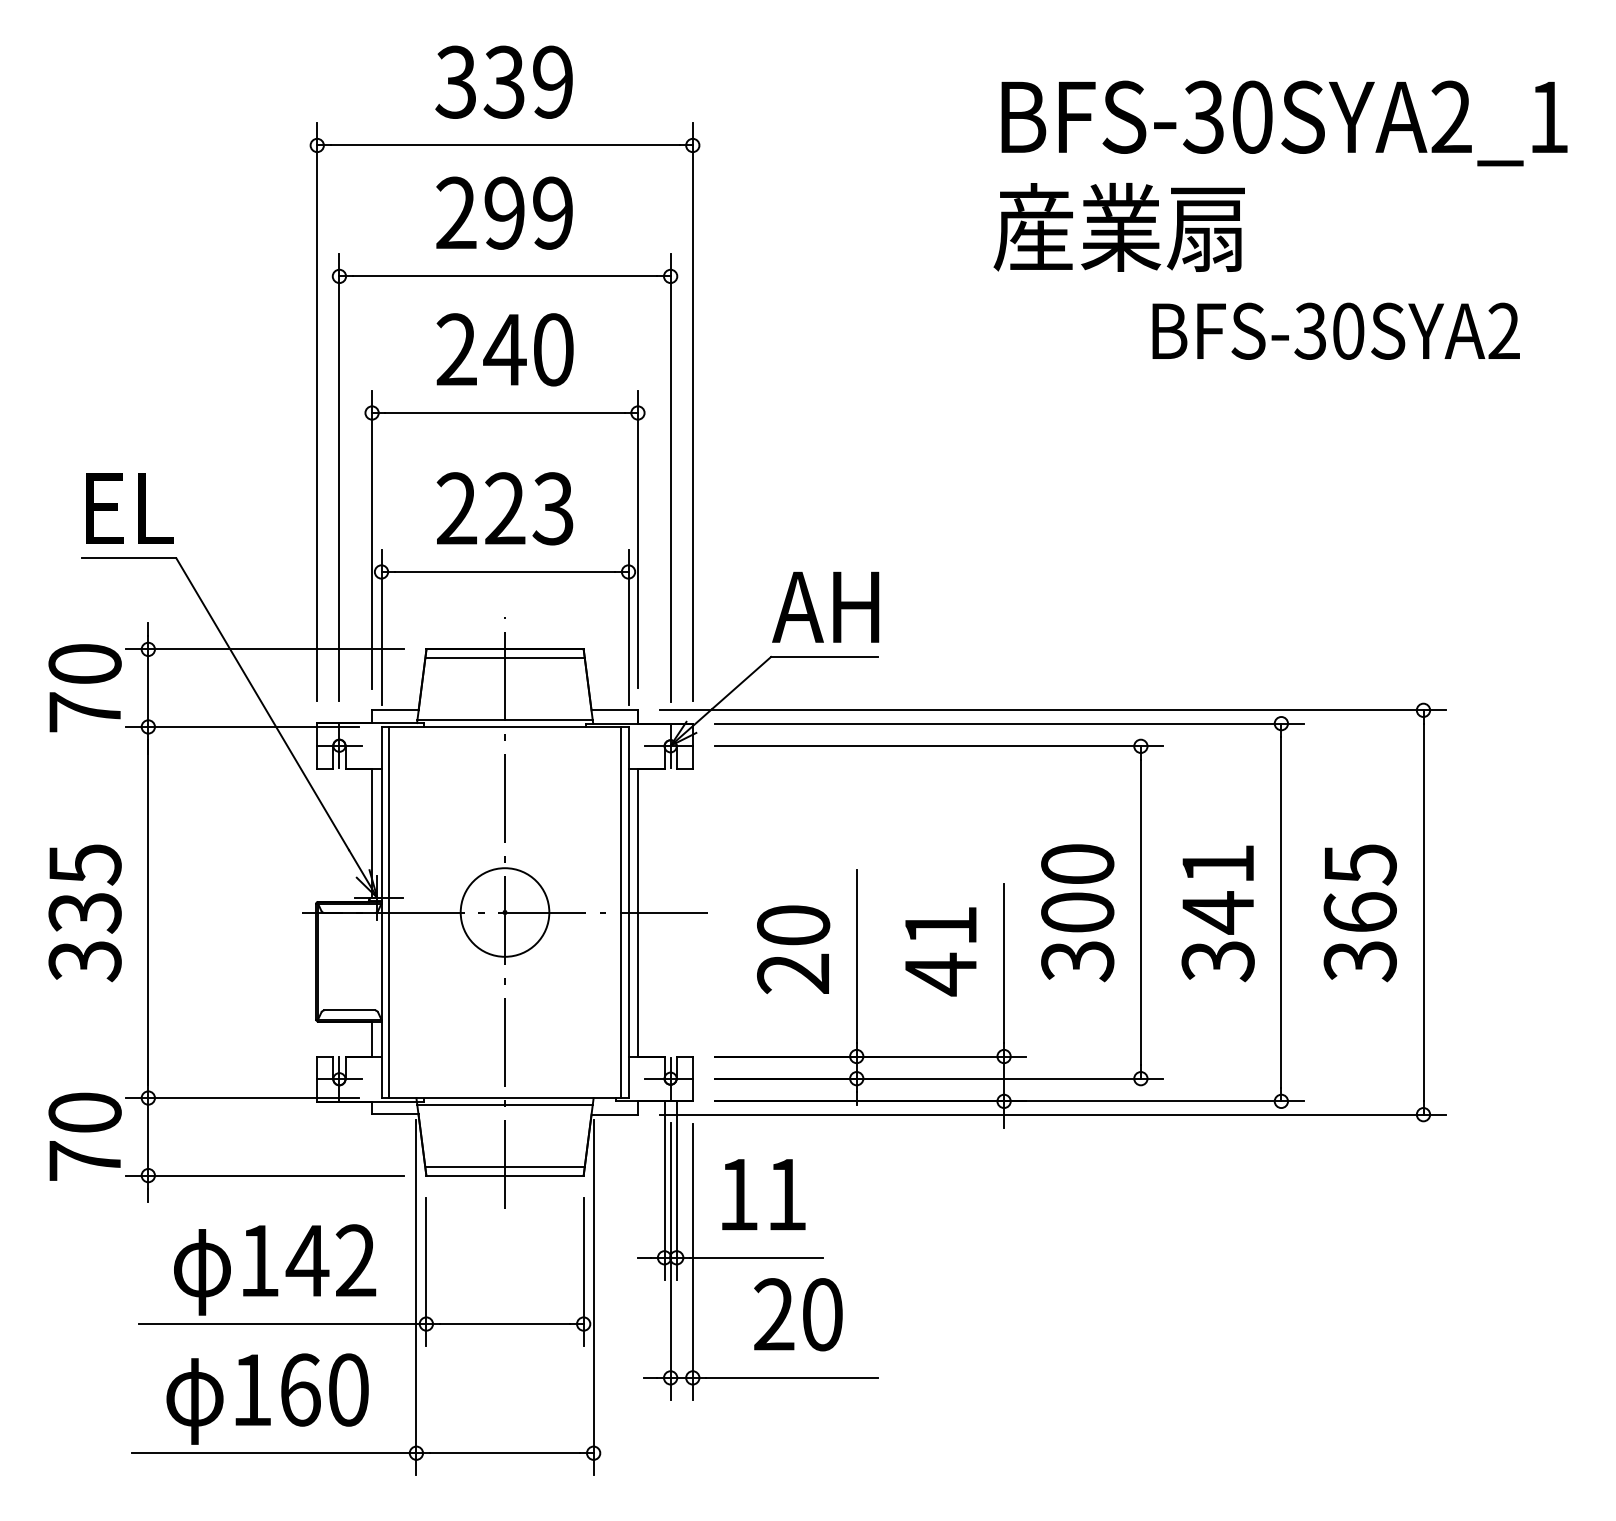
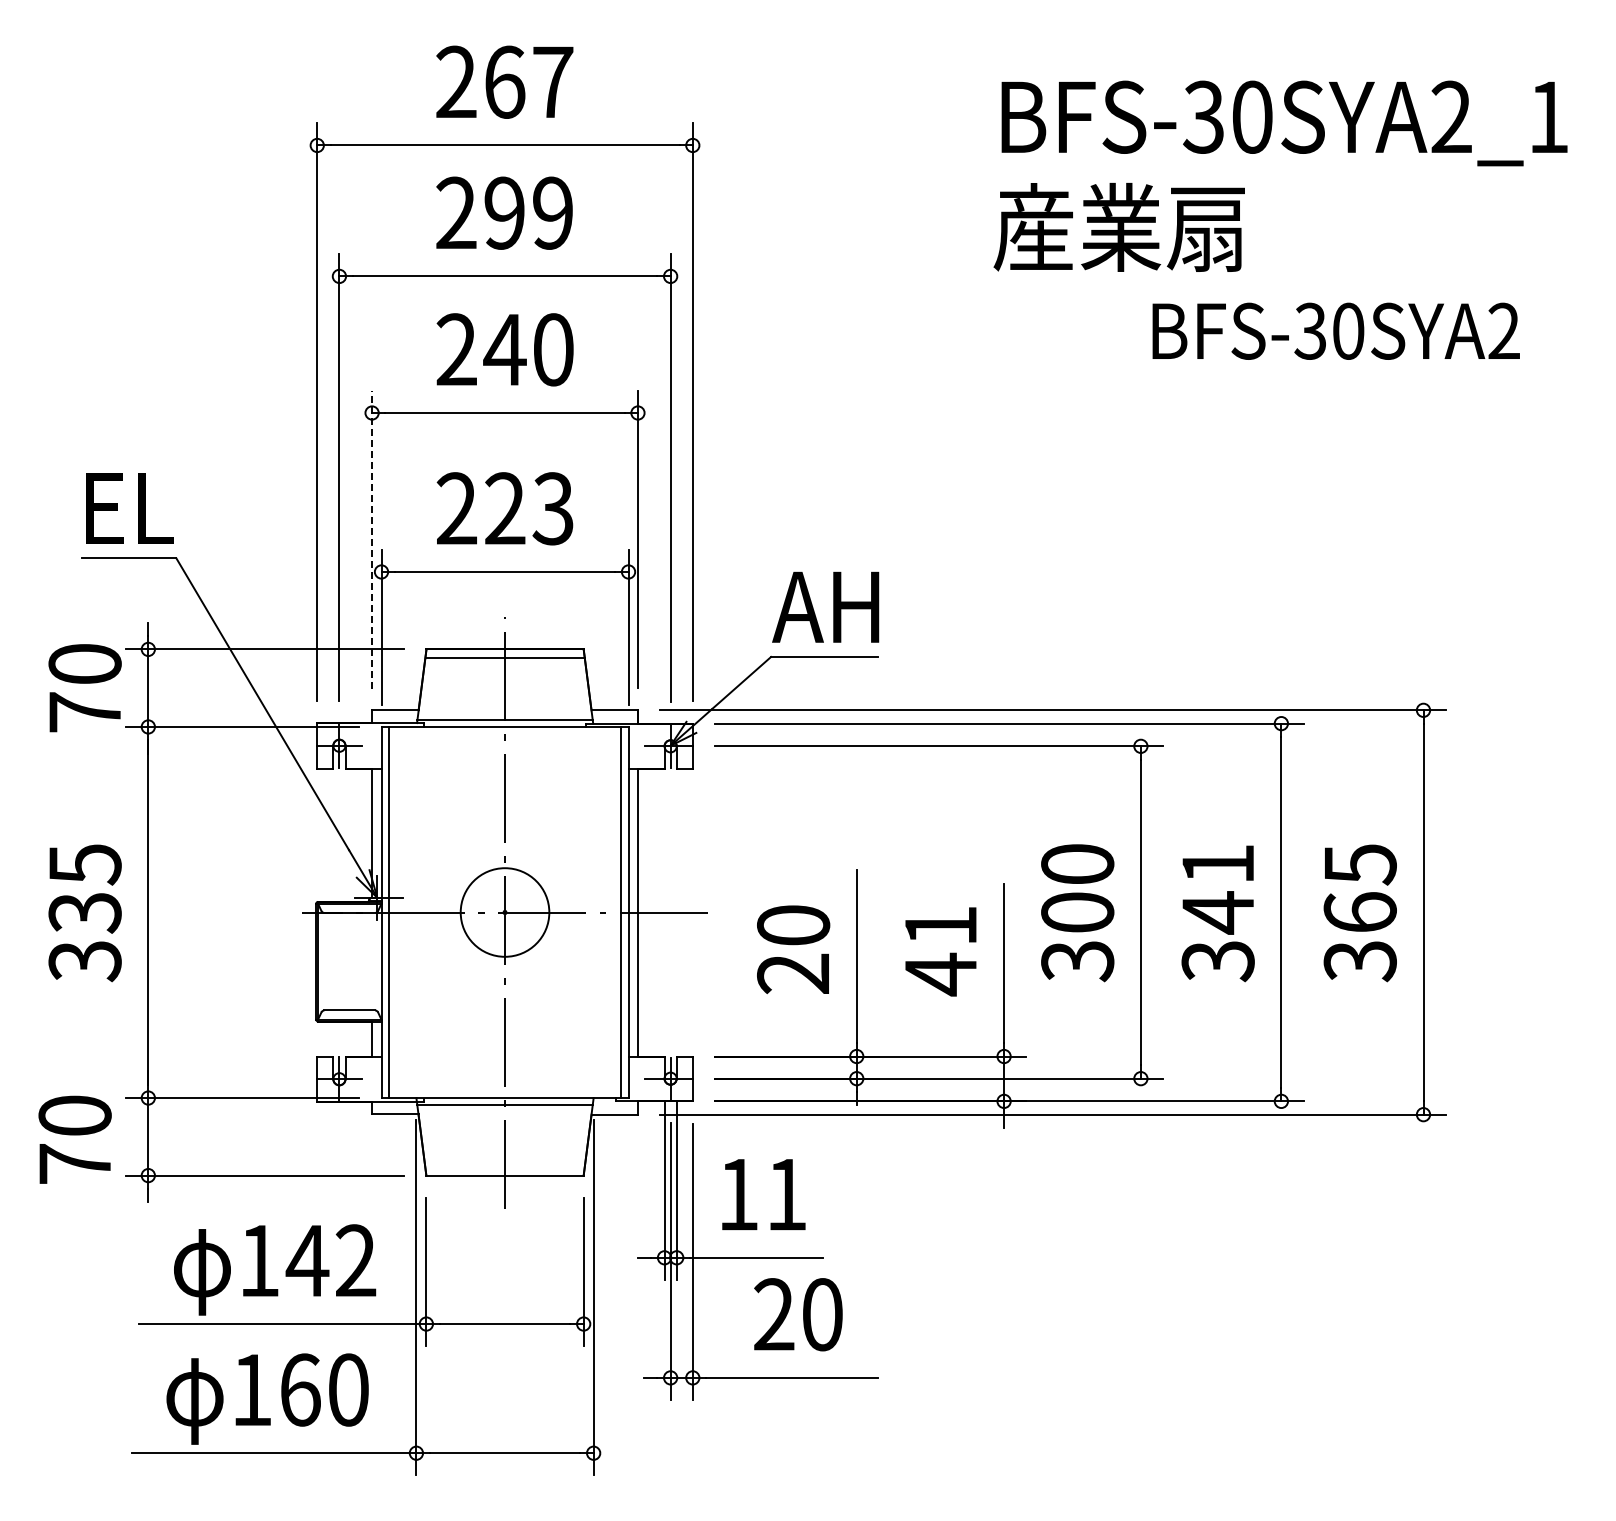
text: 339 -> 267 (504, 81)
line: solid -> dashed (372, 539)
text position: (84, 1136) -> (74, 1139) (74, 1139)
line: present -> none (504, 1166)
